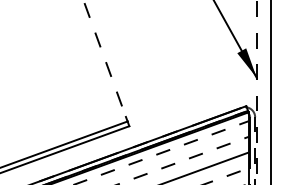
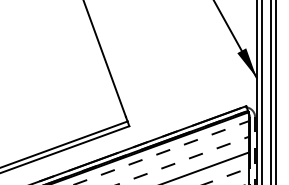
line: dashed -> solid (104, 58)
line: none -> present (261, 91)
line: none -> present (276, 91)
line: dashed -> solid (256, 92)
